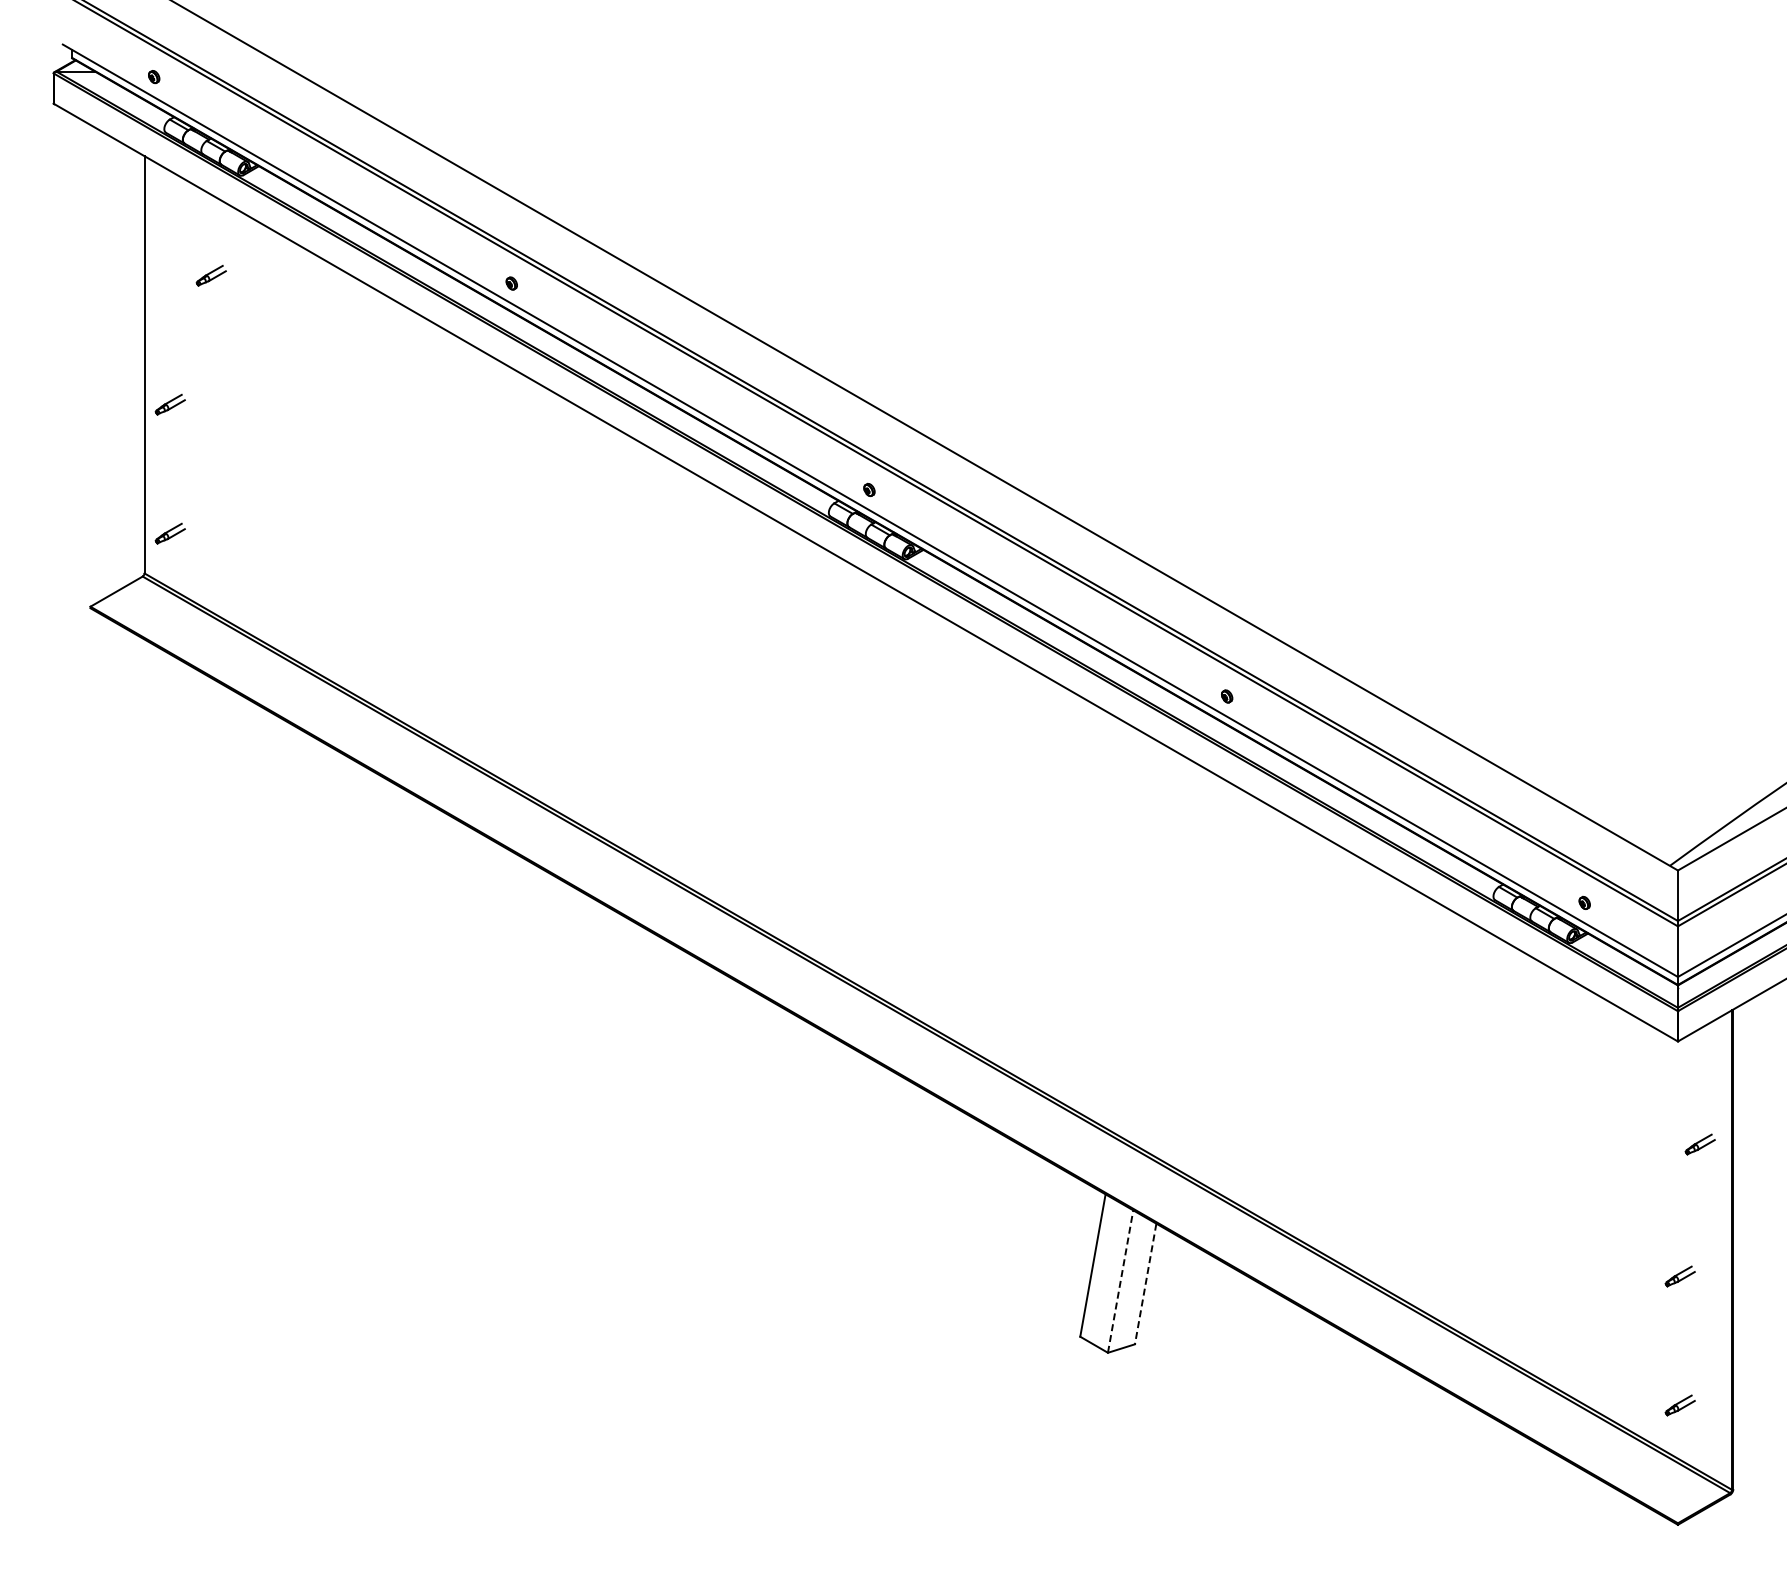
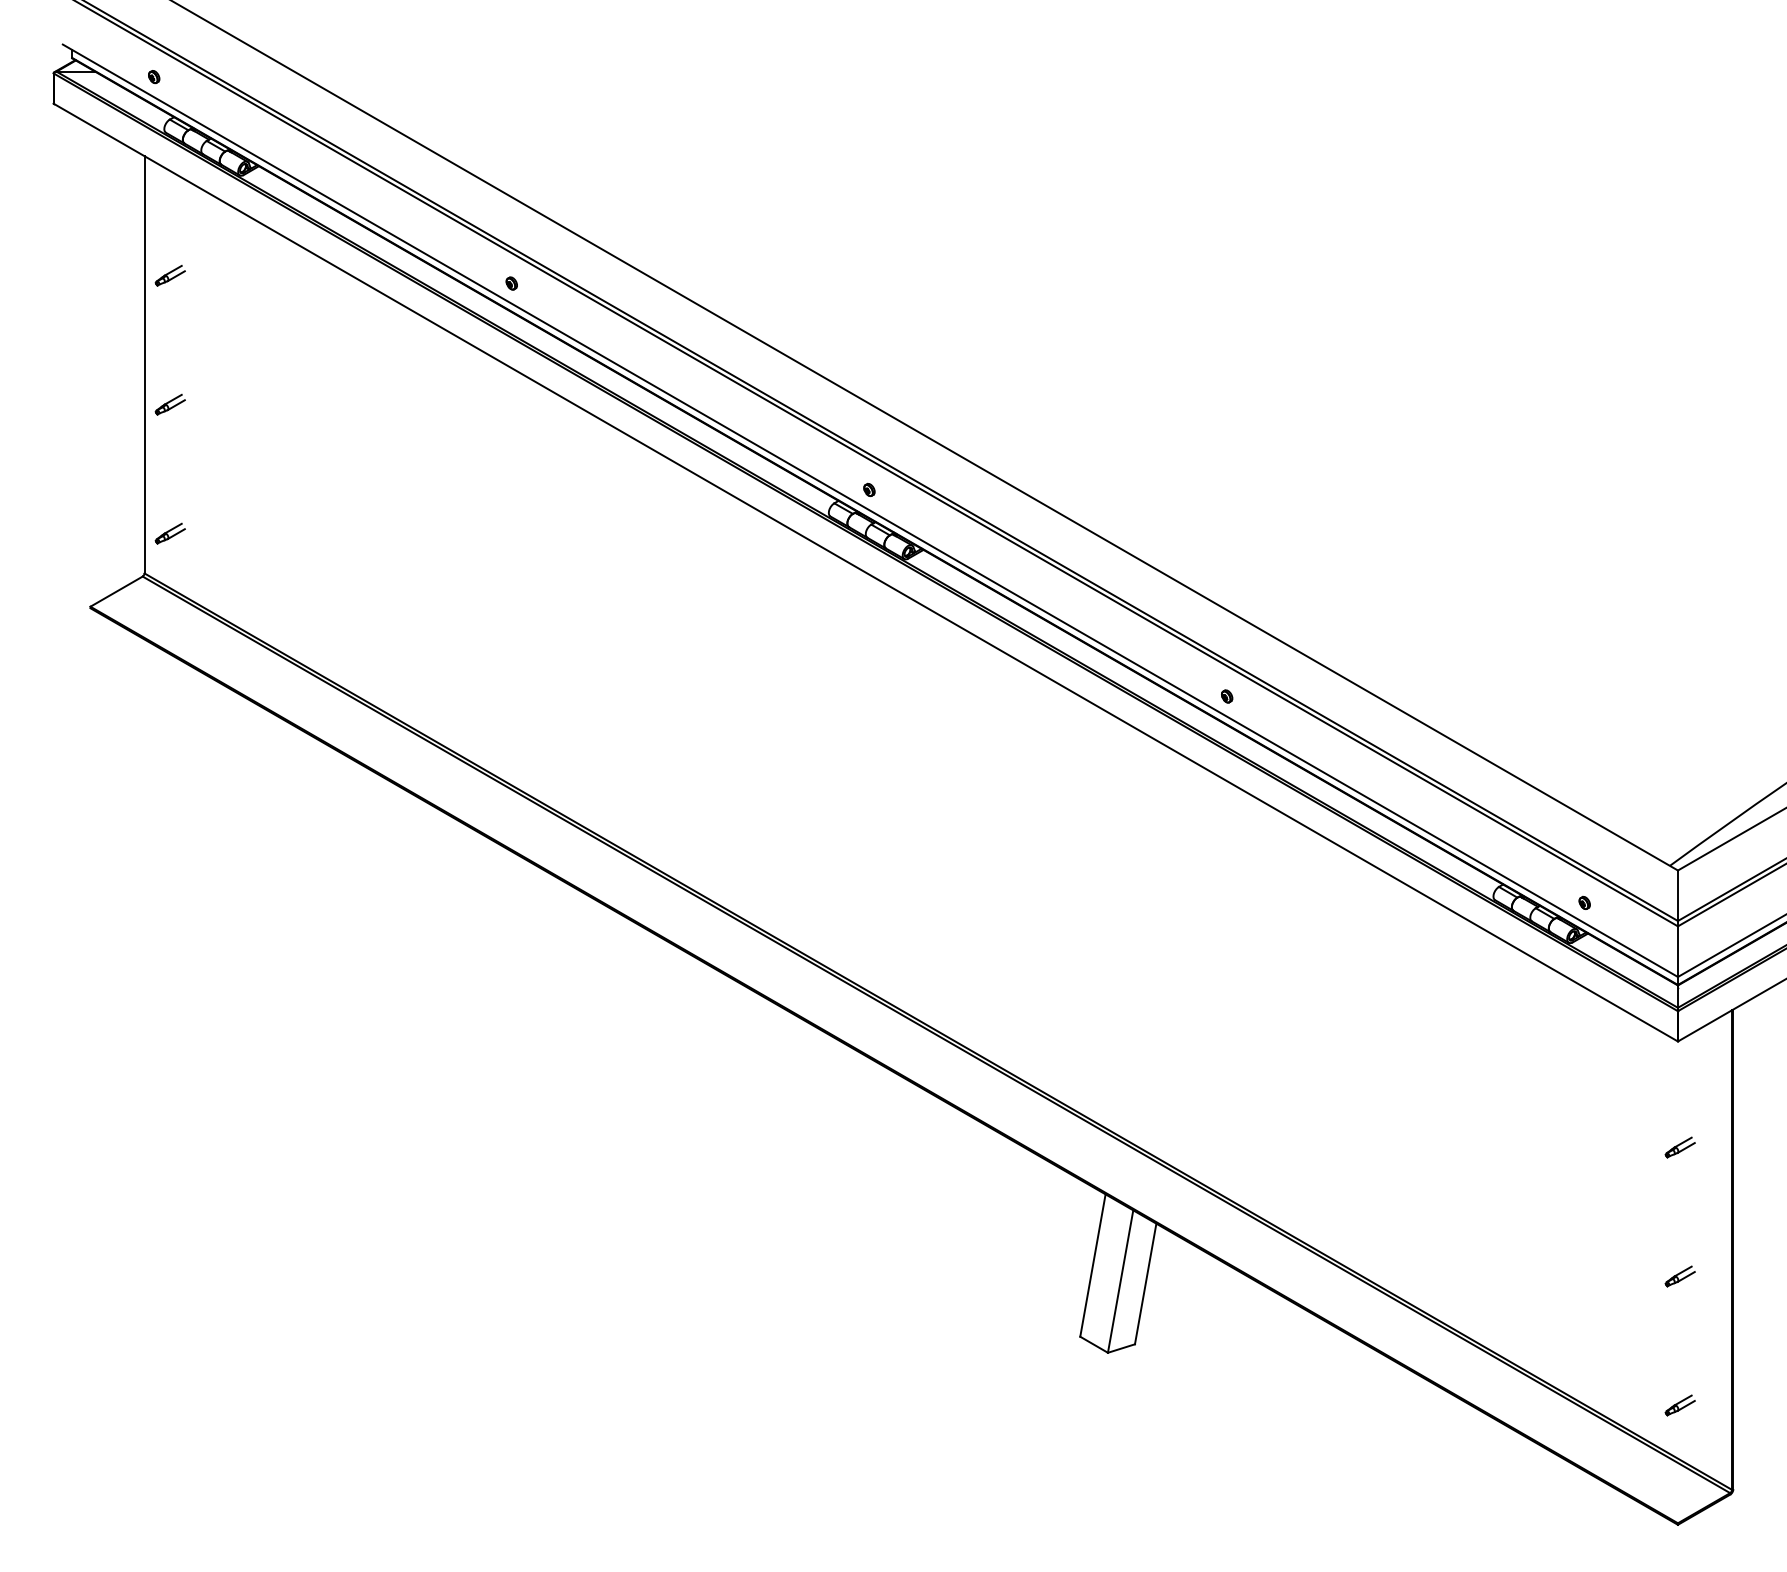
part position: (210, 275) -> (169, 275) (169, 275)
part position: (1699, 1144) -> (1679, 1147) (1679, 1147)
line: dashed -> solid (1120, 1281)
line: dashed -> solid (1145, 1284)
